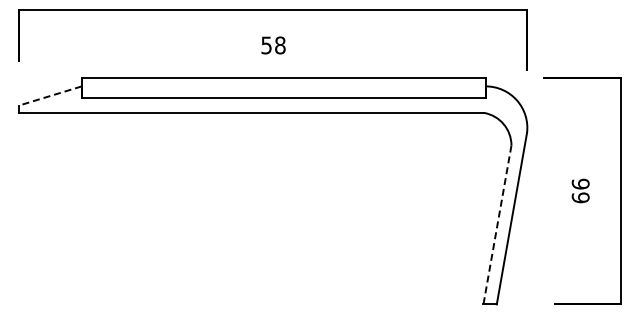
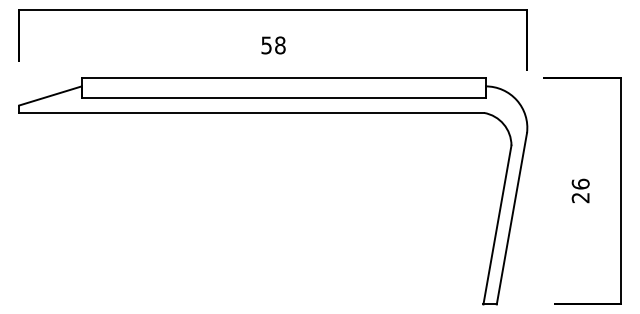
line: dashed -> solid (50, 95)
text: 66 -> 26 (580, 197)
line: dashed -> solid (497, 225)
